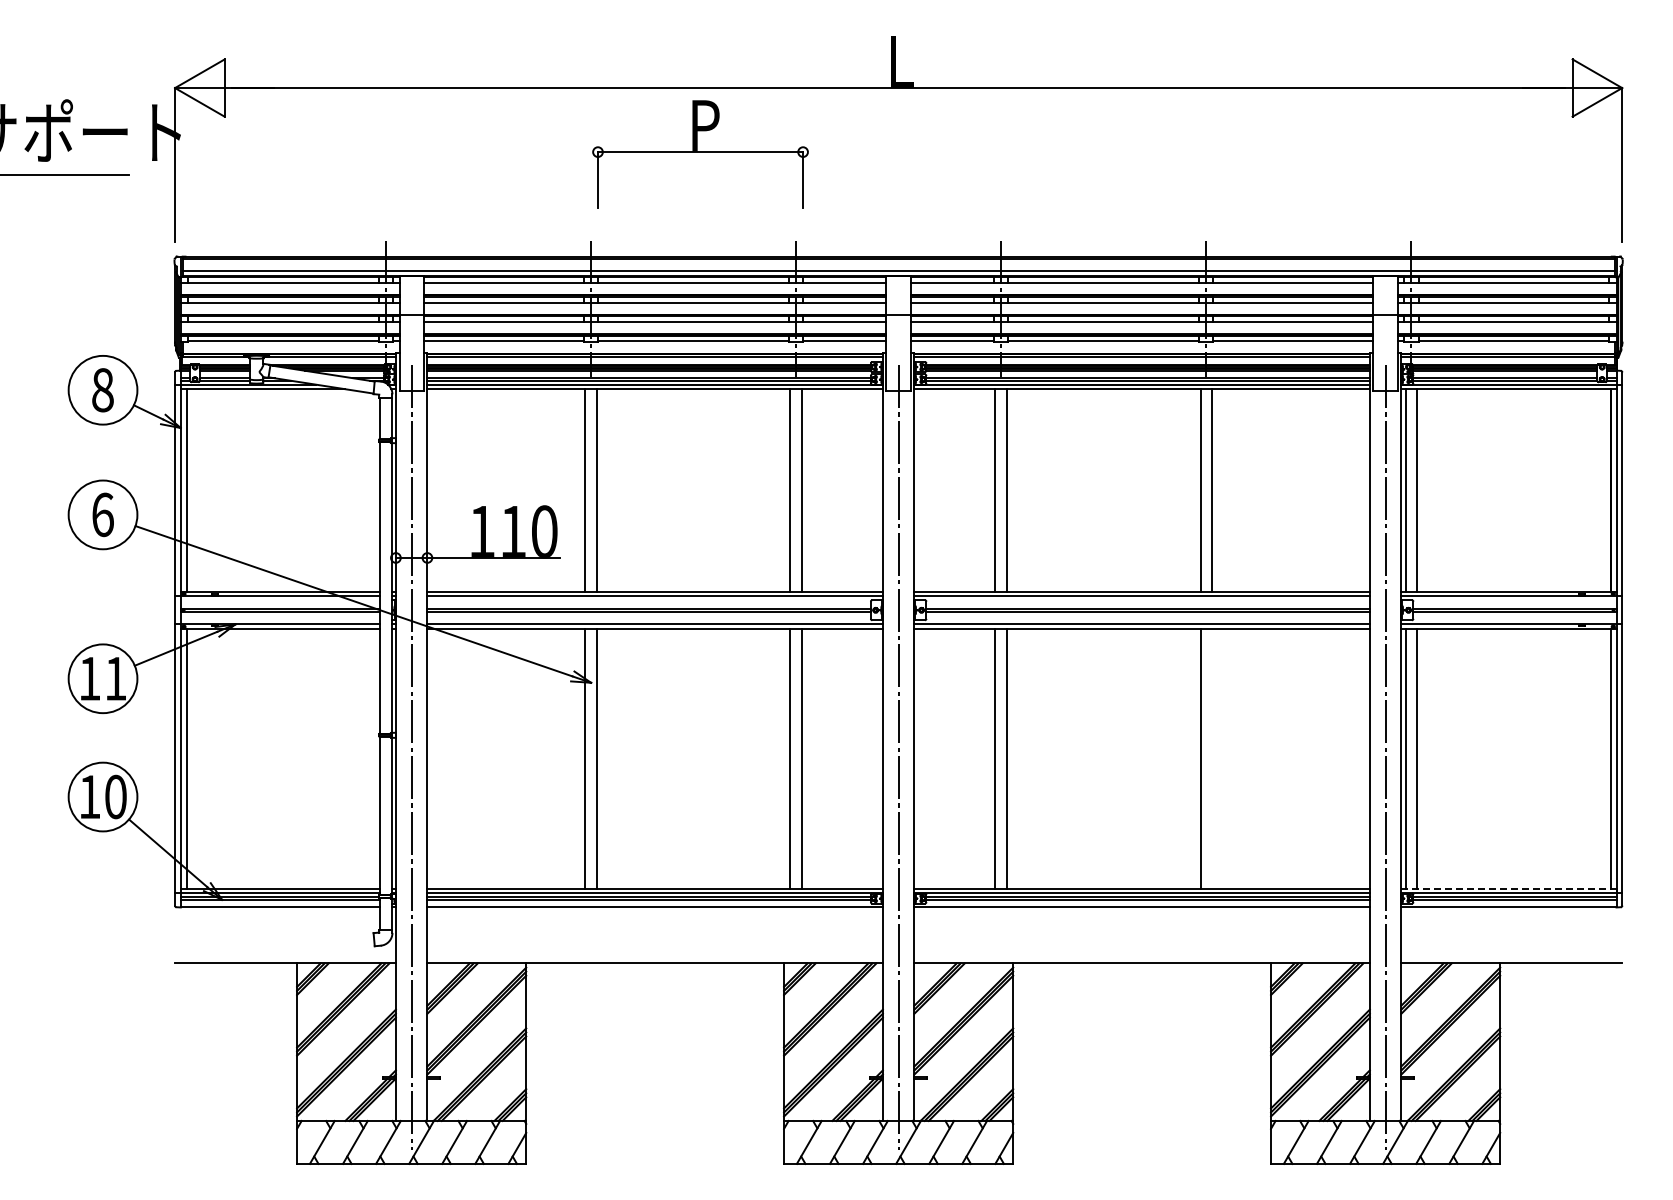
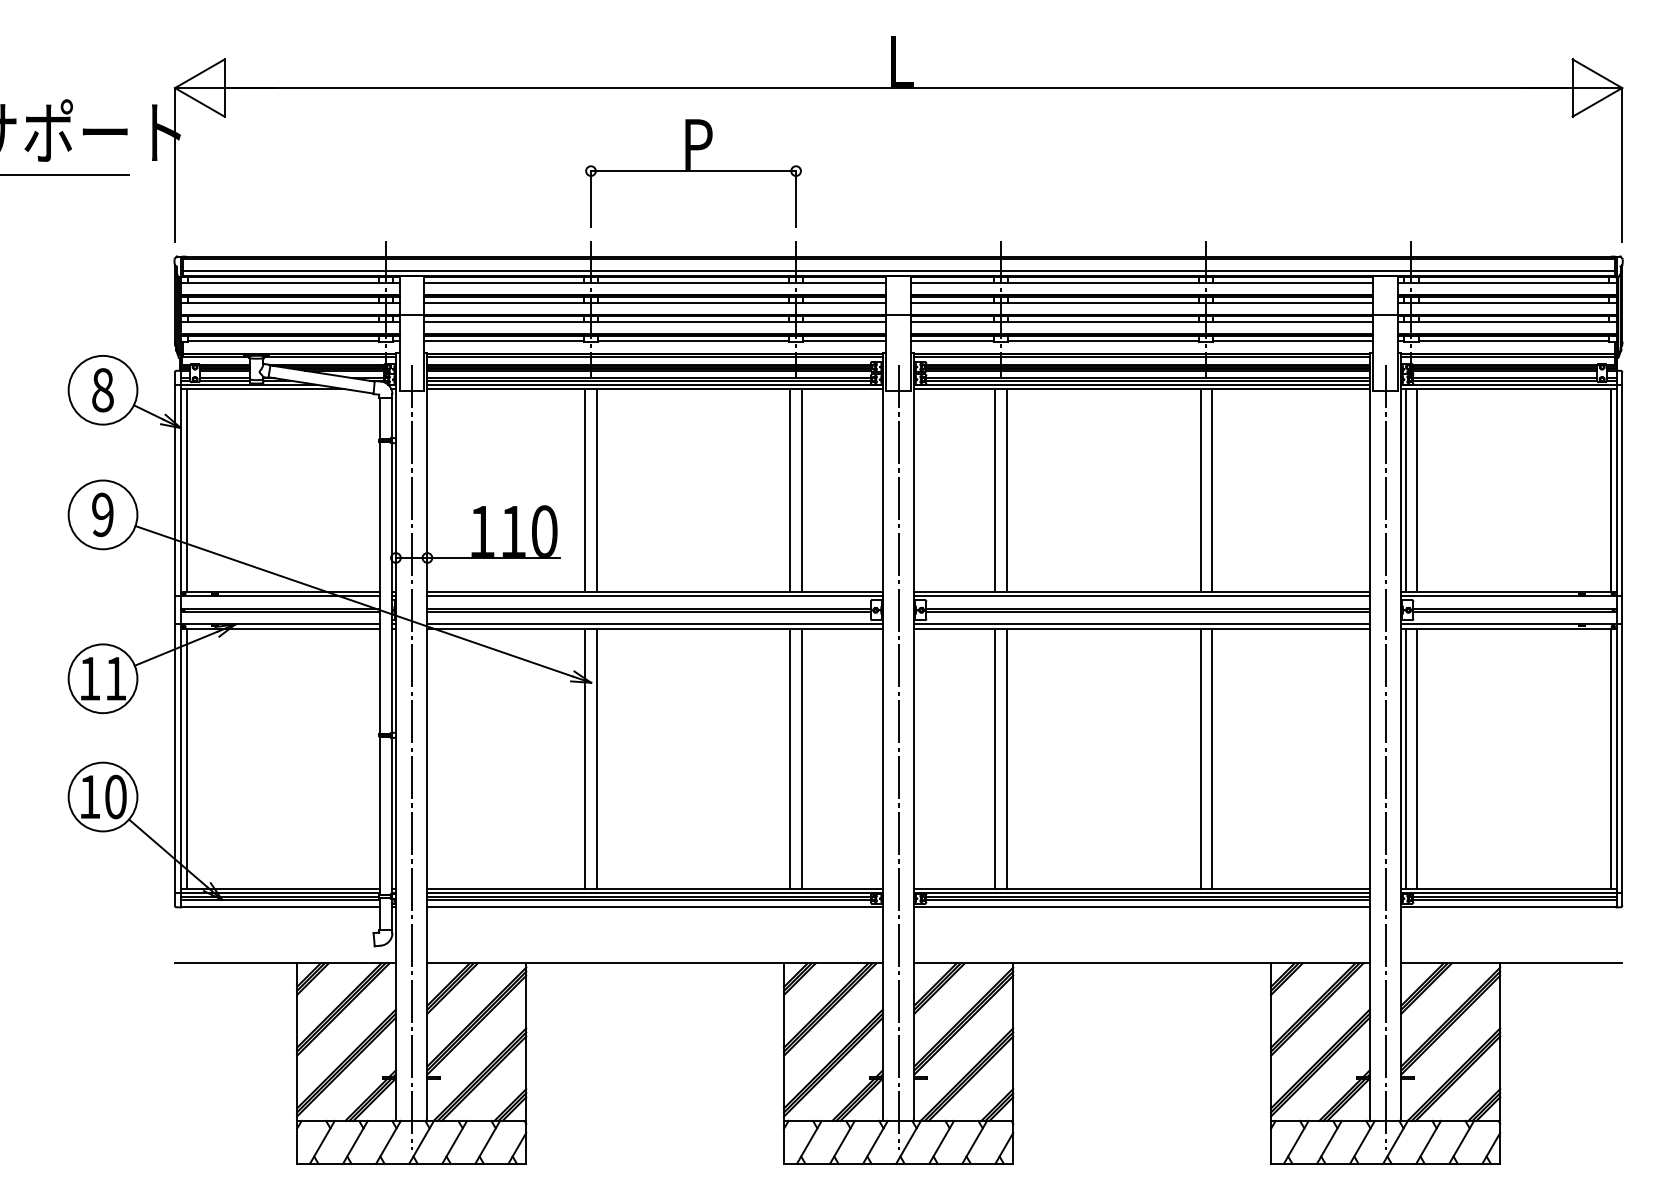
part position: (700, 154) -> (693, 173) (693, 173)
text: 6 -> 9 (102, 514)
line: none -> present (1212, 758)
line: dashed -> solid (1508, 888)
